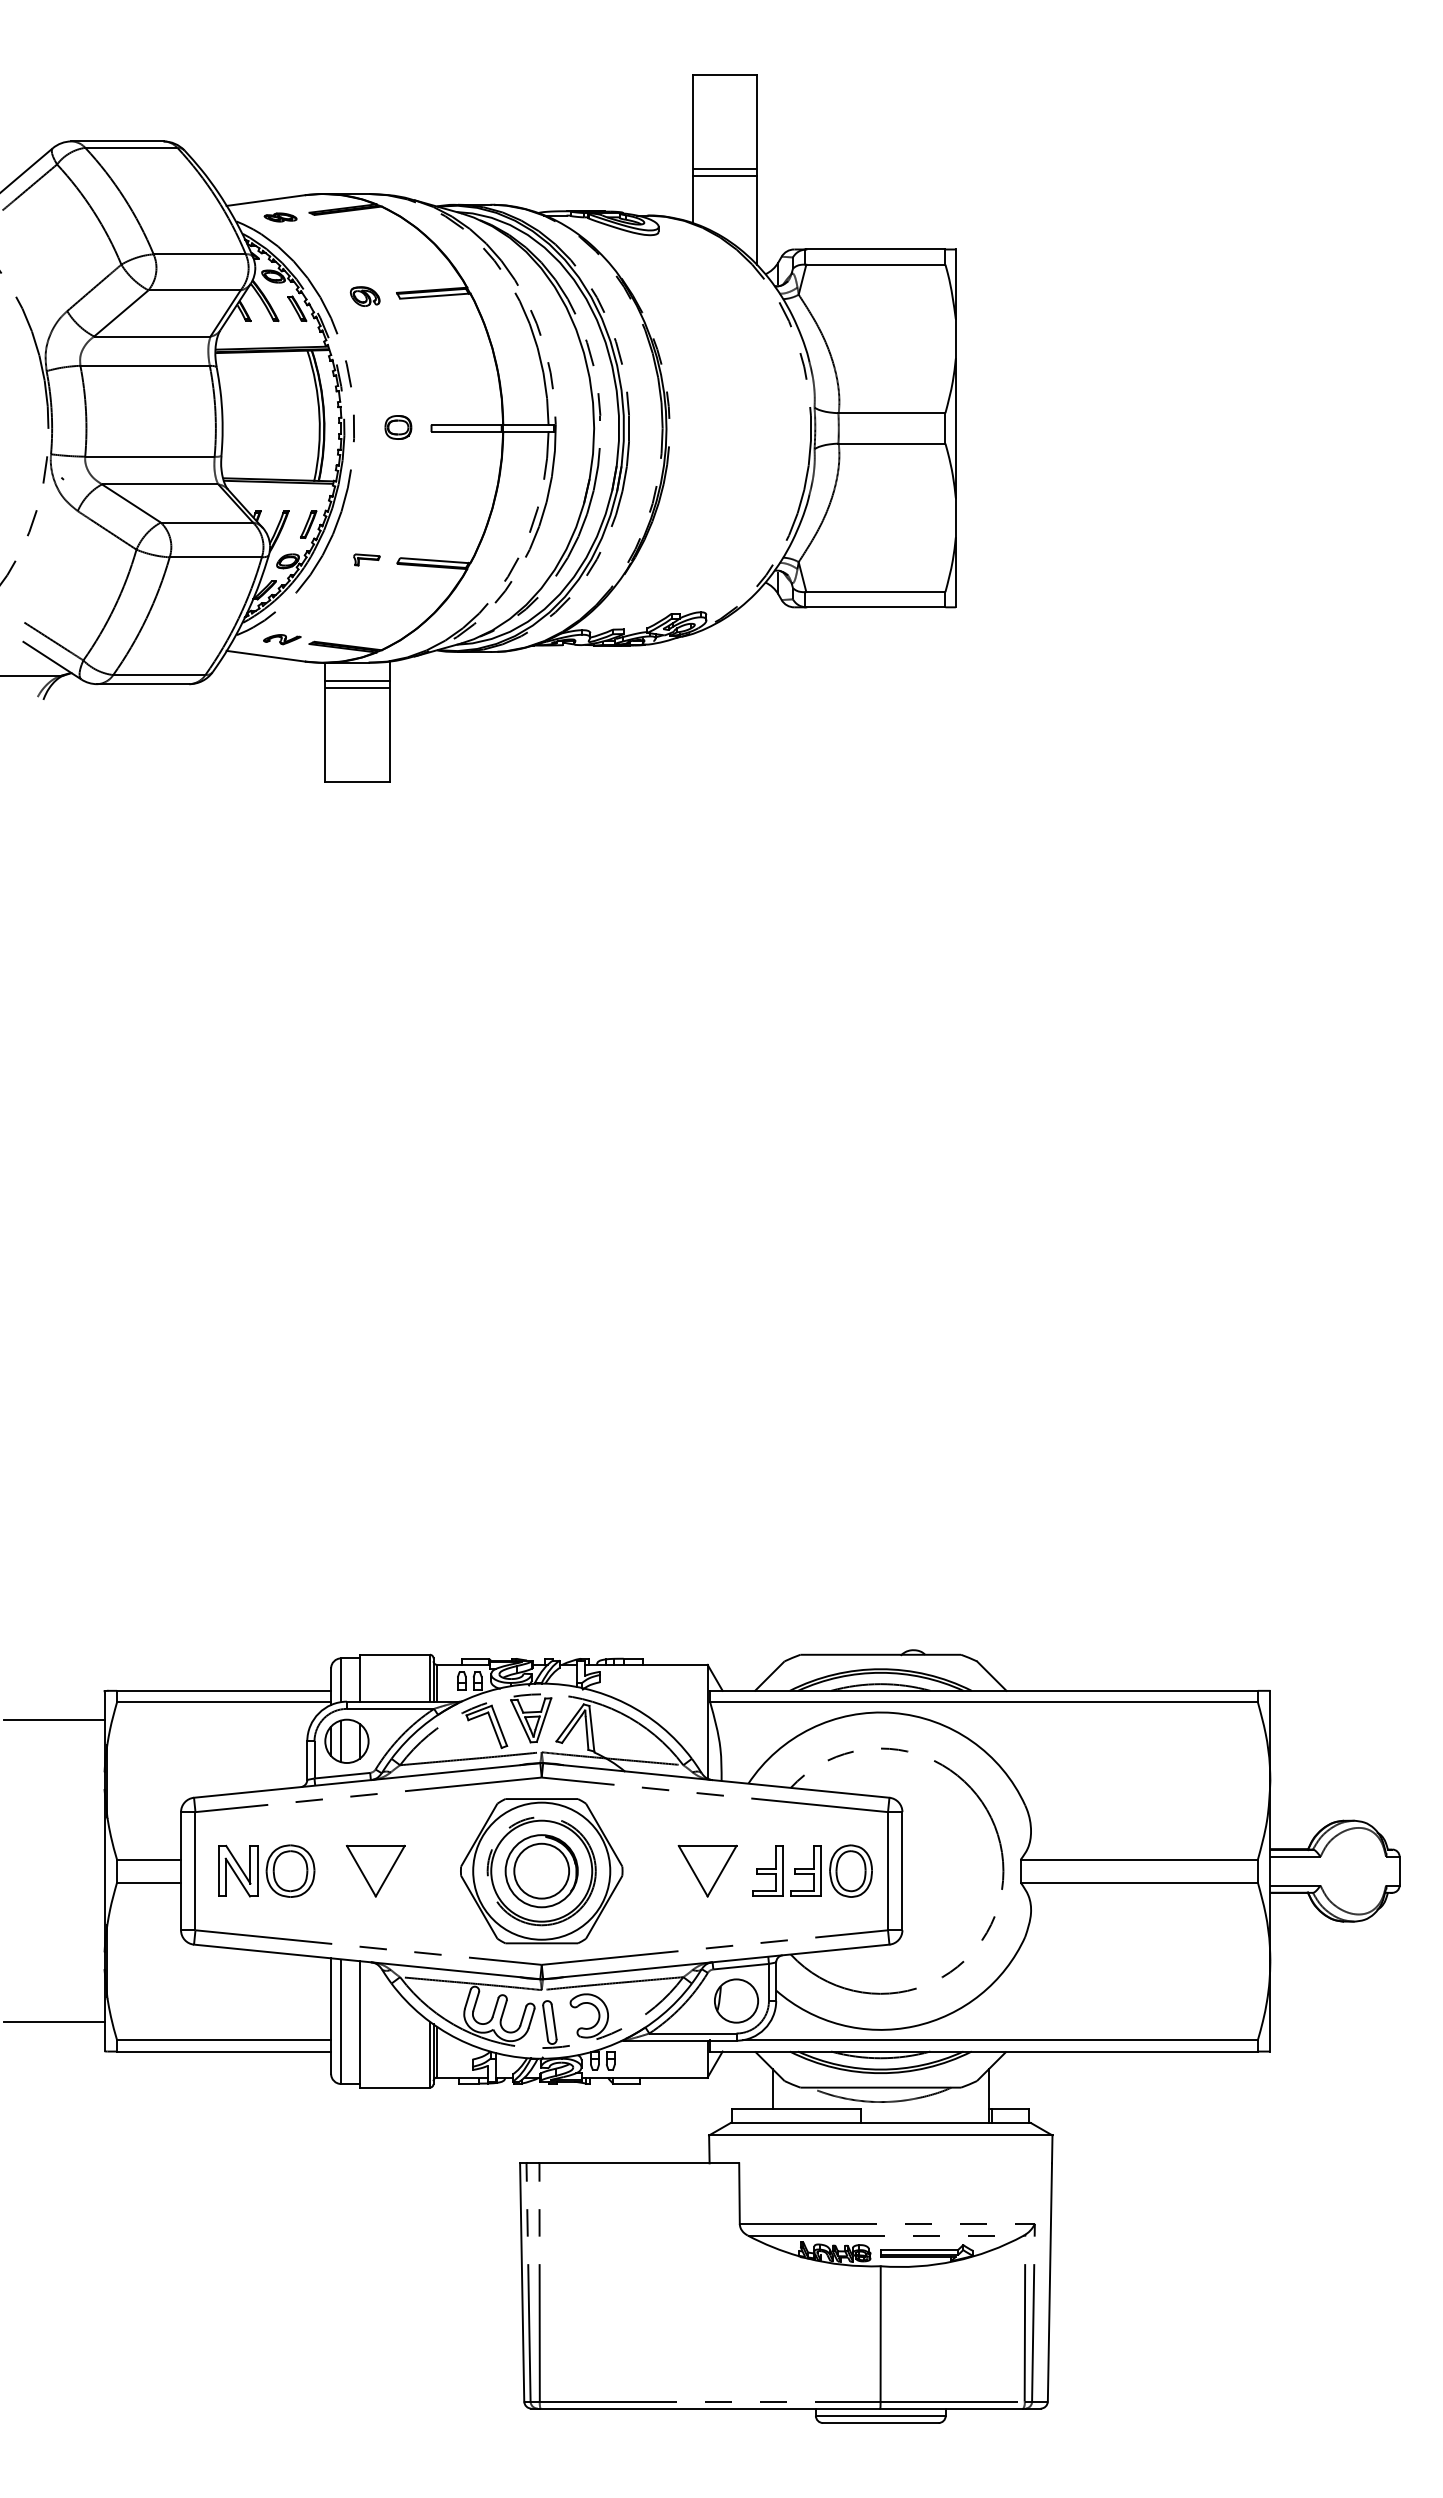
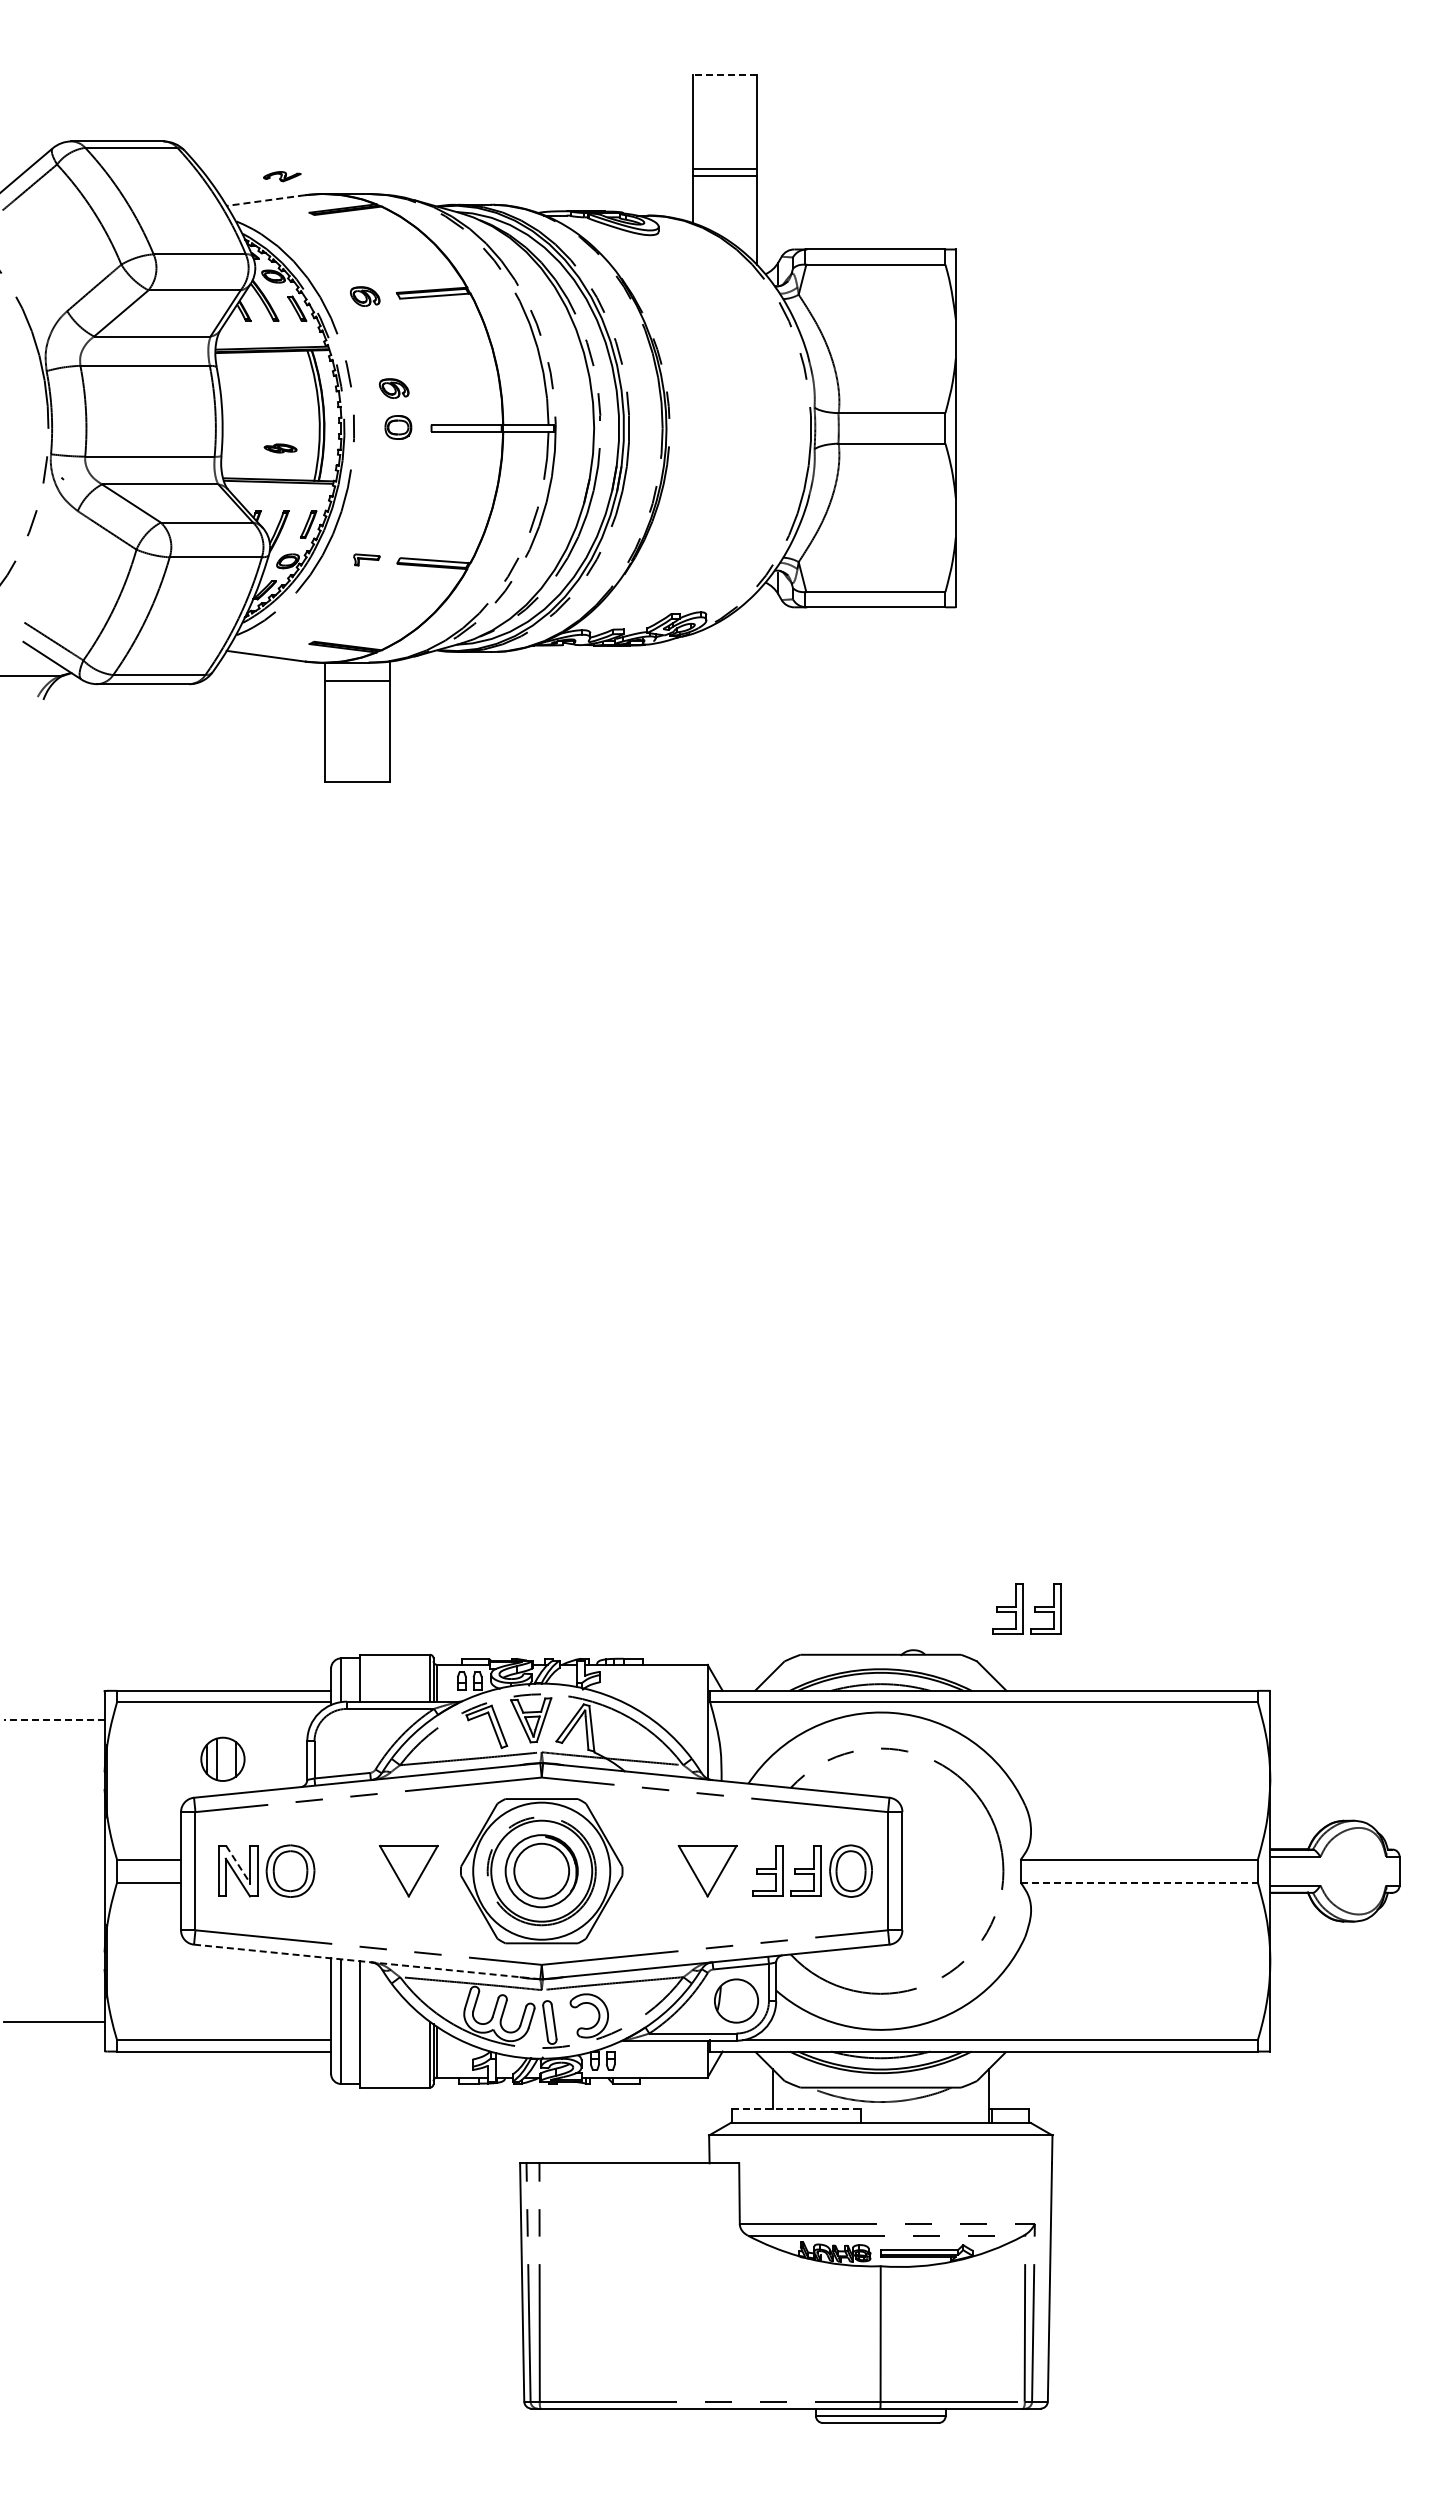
line: solid -> dashed (724, 74)
line: solid -> dashed (265, 200)
part position: (280, 217) -> (280, 448) (280, 448)
part: none -> present (393, 388)
part position: (282, 639) -> (282, 176) (282, 176)
line: present -> none (356, 688)
part: none -> present (1026, 1608)
line: solid -> dashed (53, 1720)
part position: (346, 1740) -> (222, 1758) (222, 1758)
line: solid -> dashed (238, 1865)
part position: (375, 1870) -> (408, 1870) (408, 1870)
line: solid -> dashed (1139, 1882)
line: solid -> dashed (367, 1961)
line: solid -> dashed (796, 2108)
